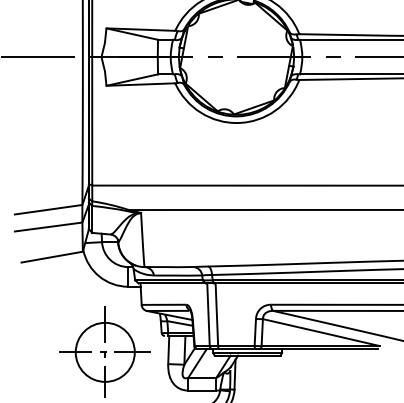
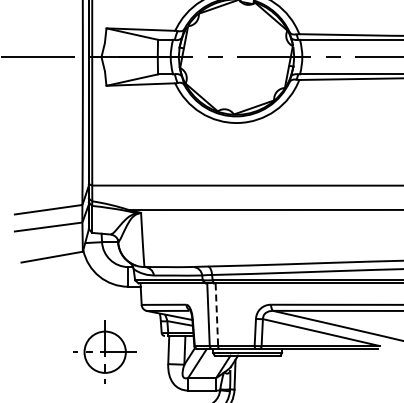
line: solid -> dashed (216, 315)
part size: 92x92 px -> 64x64 px (104, 351)
